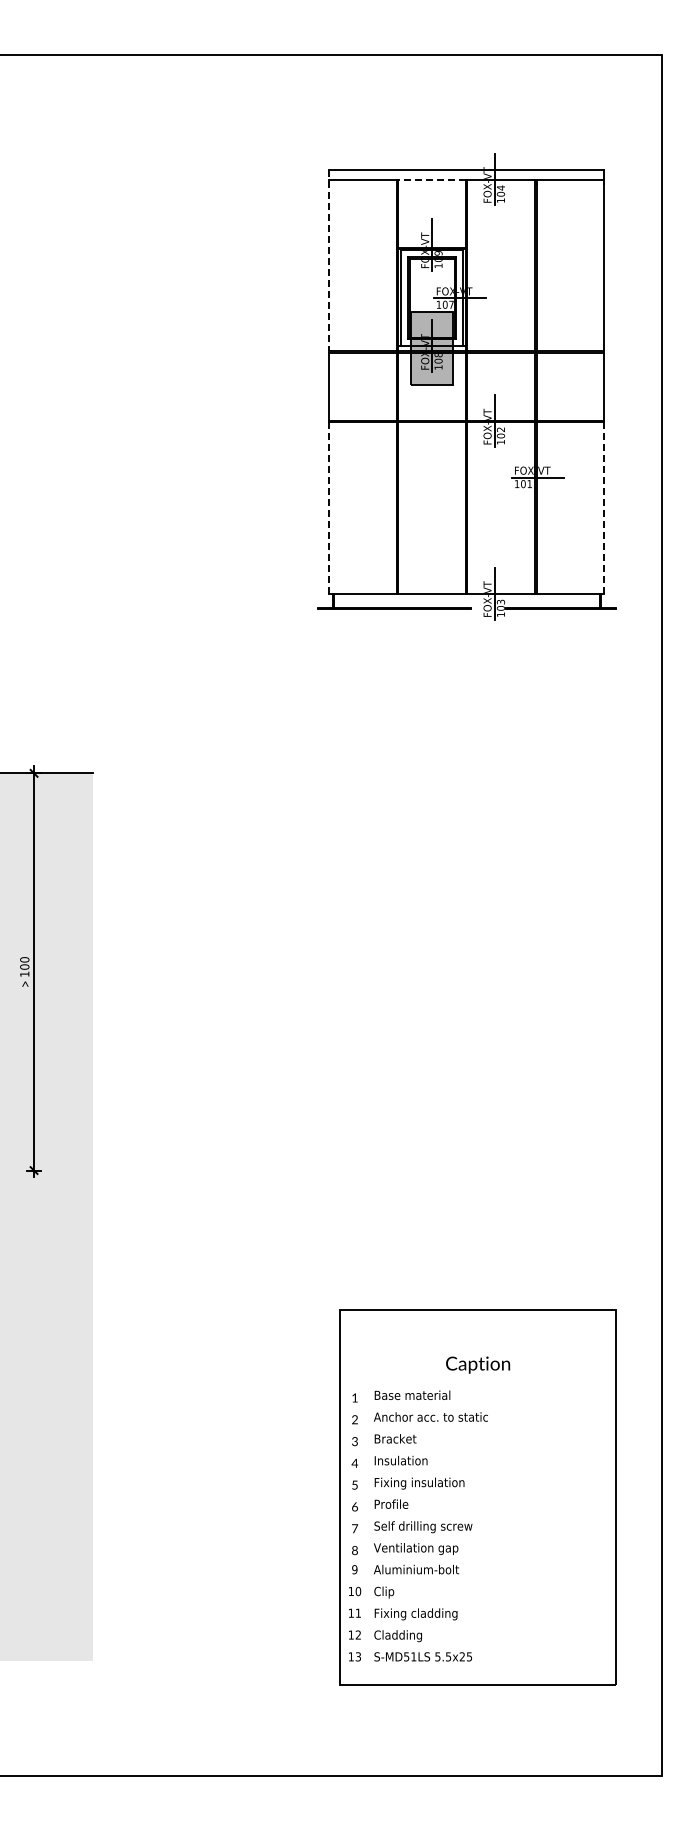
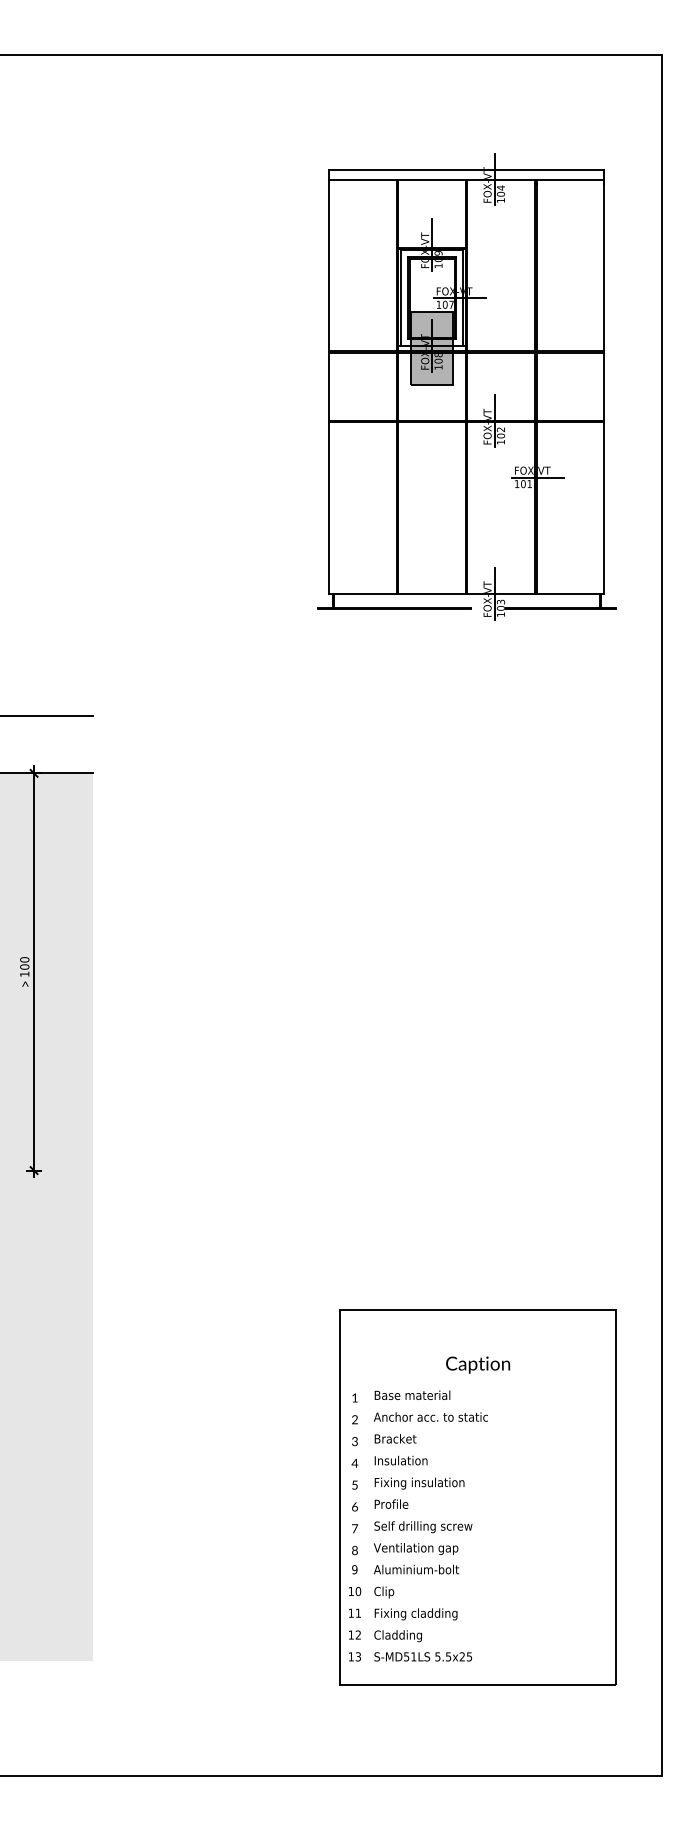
line: dashed -> solid (432, 179)
line: dashed -> solid (329, 260)
line: dashed -> solid (329, 507)
line: dashed -> solid (604, 507)
line: none -> present (47, 716)
